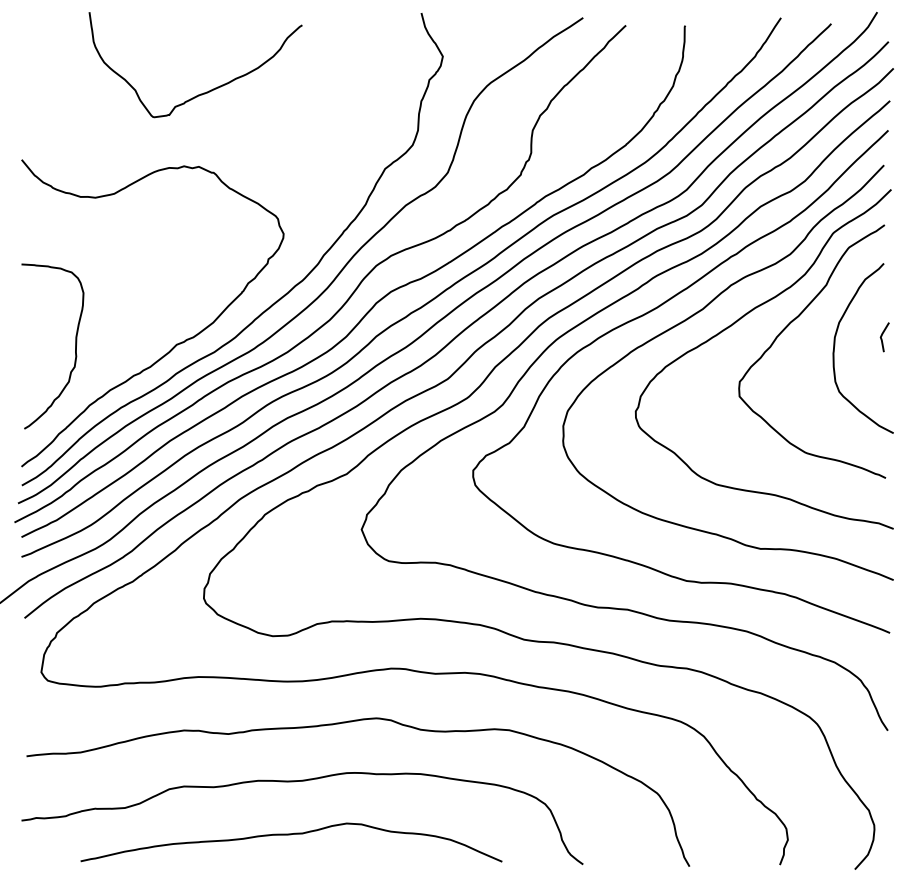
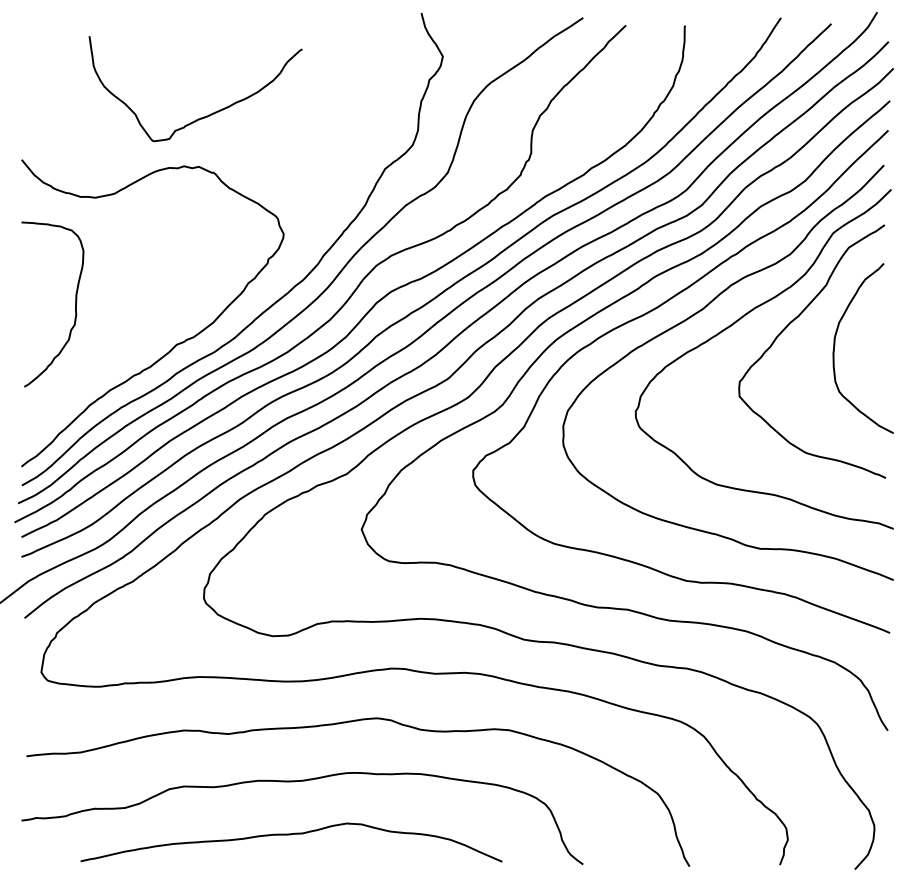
curve position: (203, 92) -> (203, 116) (203, 116)
line: present -> none (882, 336)
curve position: (75, 346) -> (75, 304) (75, 304)
